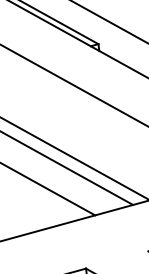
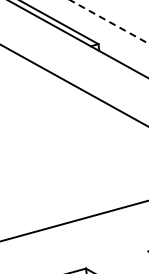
line: solid -> dashed (109, 22)
line: present -> none (73, 157)
line: present -> none (67, 168)
line: present -> none (48, 189)
